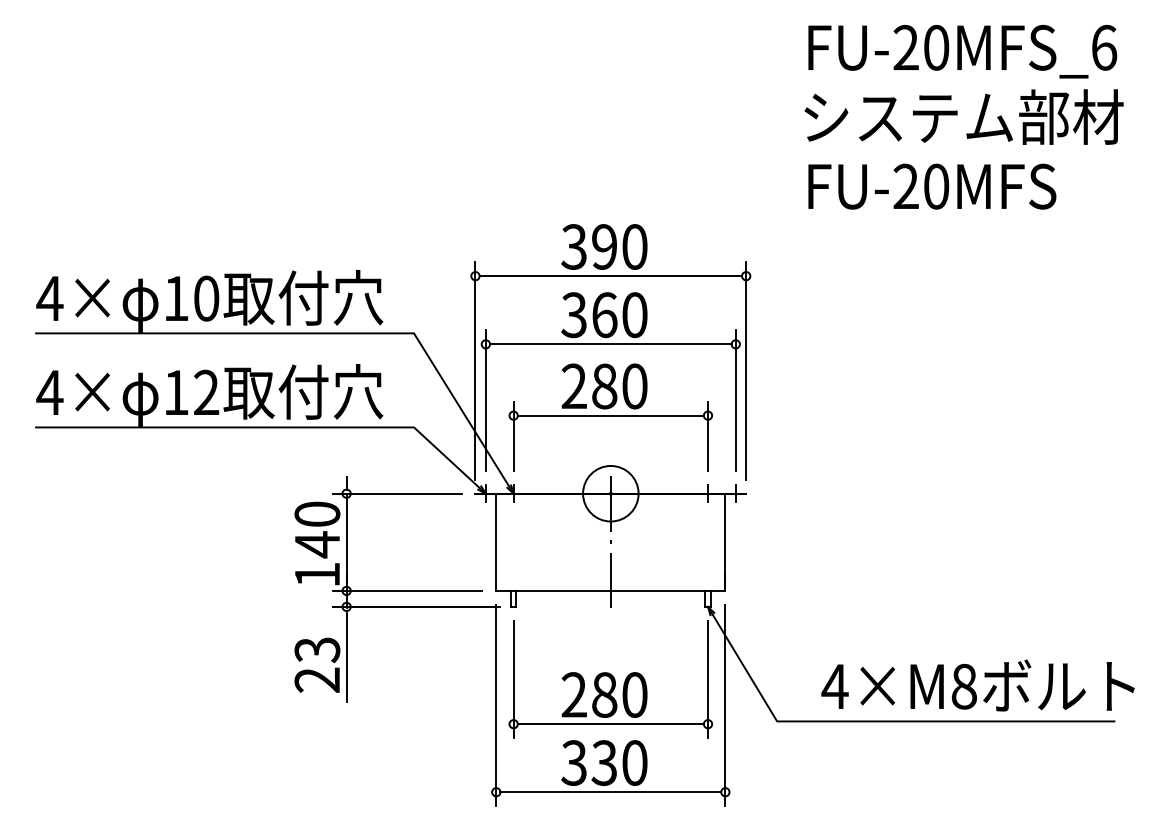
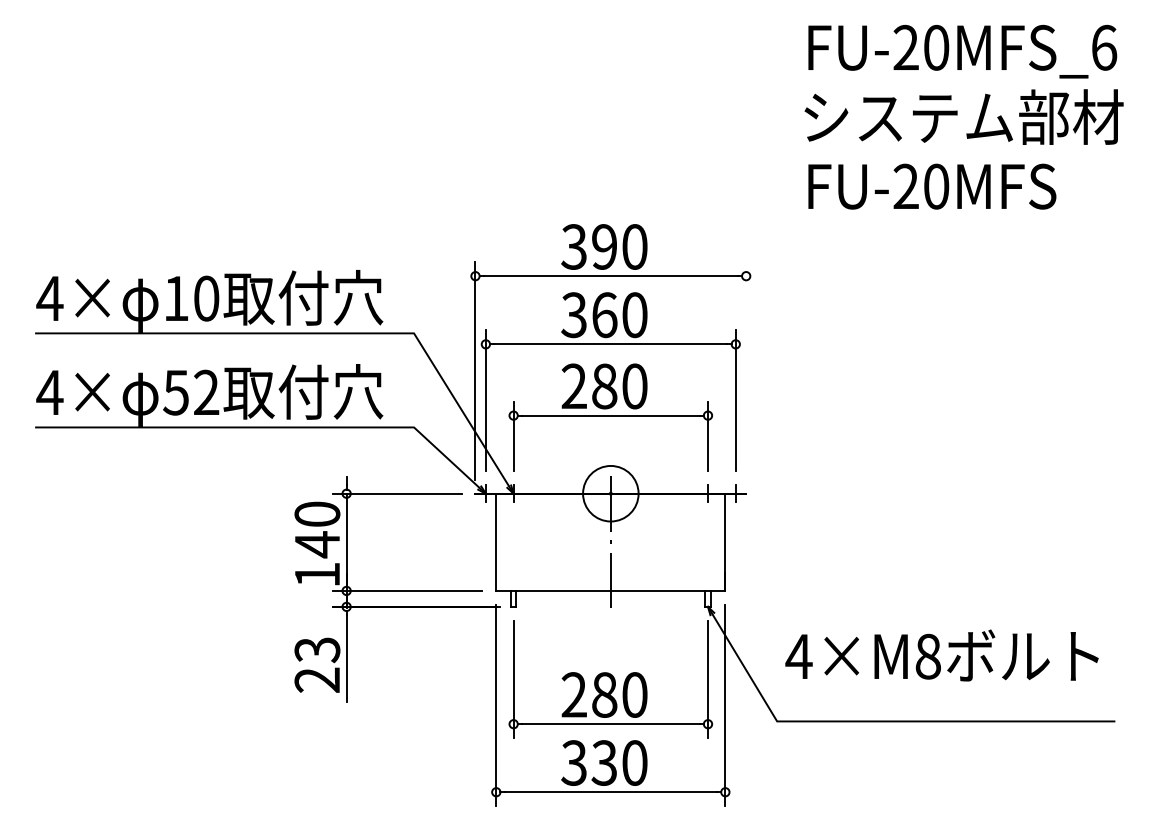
line: present -> none (746, 370)
text: 12 -> 52 (175, 392)
text position: (977, 685) -> (941, 655) (941, 655)
